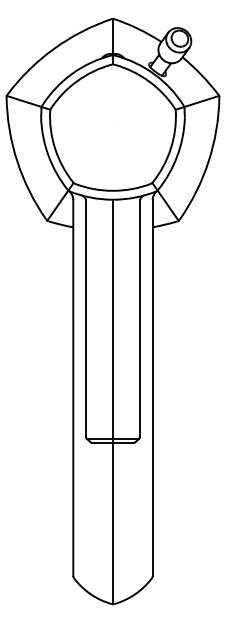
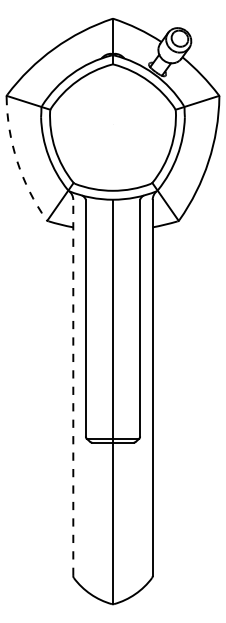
arc: solid -> dashed (17, 161)
line: solid -> dashed (73, 387)
